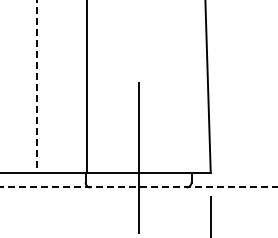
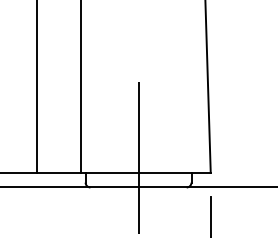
line: dashed -> solid (37, 87)
line position: (86, 87) -> (80, 87) (80, 87)
line: dashed -> solid (139, 187)
